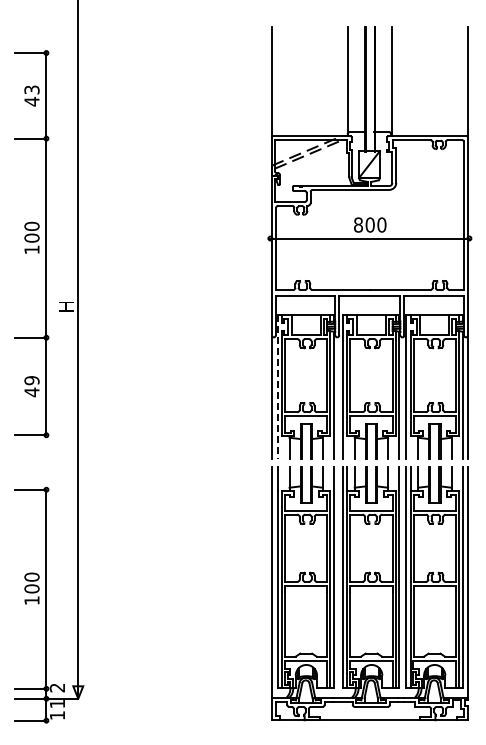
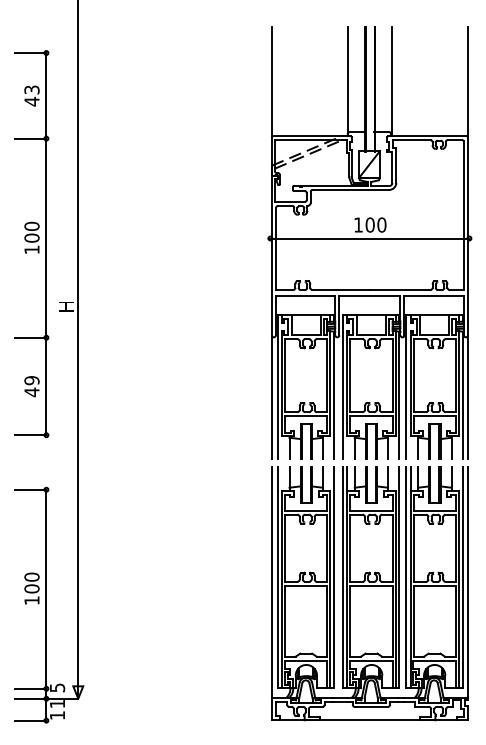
text: 800 -> 100 (358, 224)
line: dashed -> solid (277, 387)
text: 2 -> 5 (57, 687)
